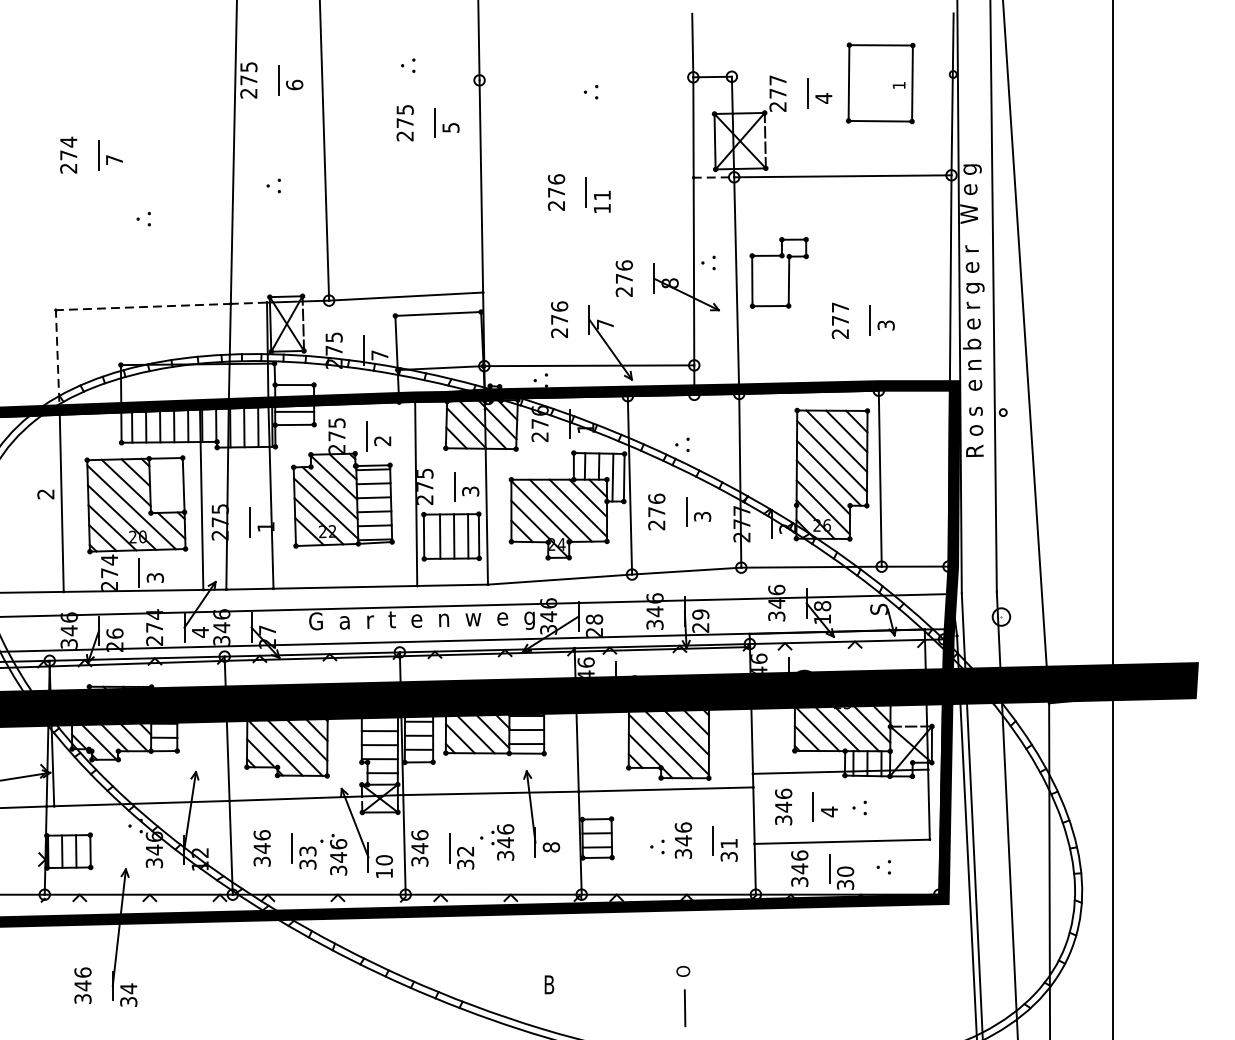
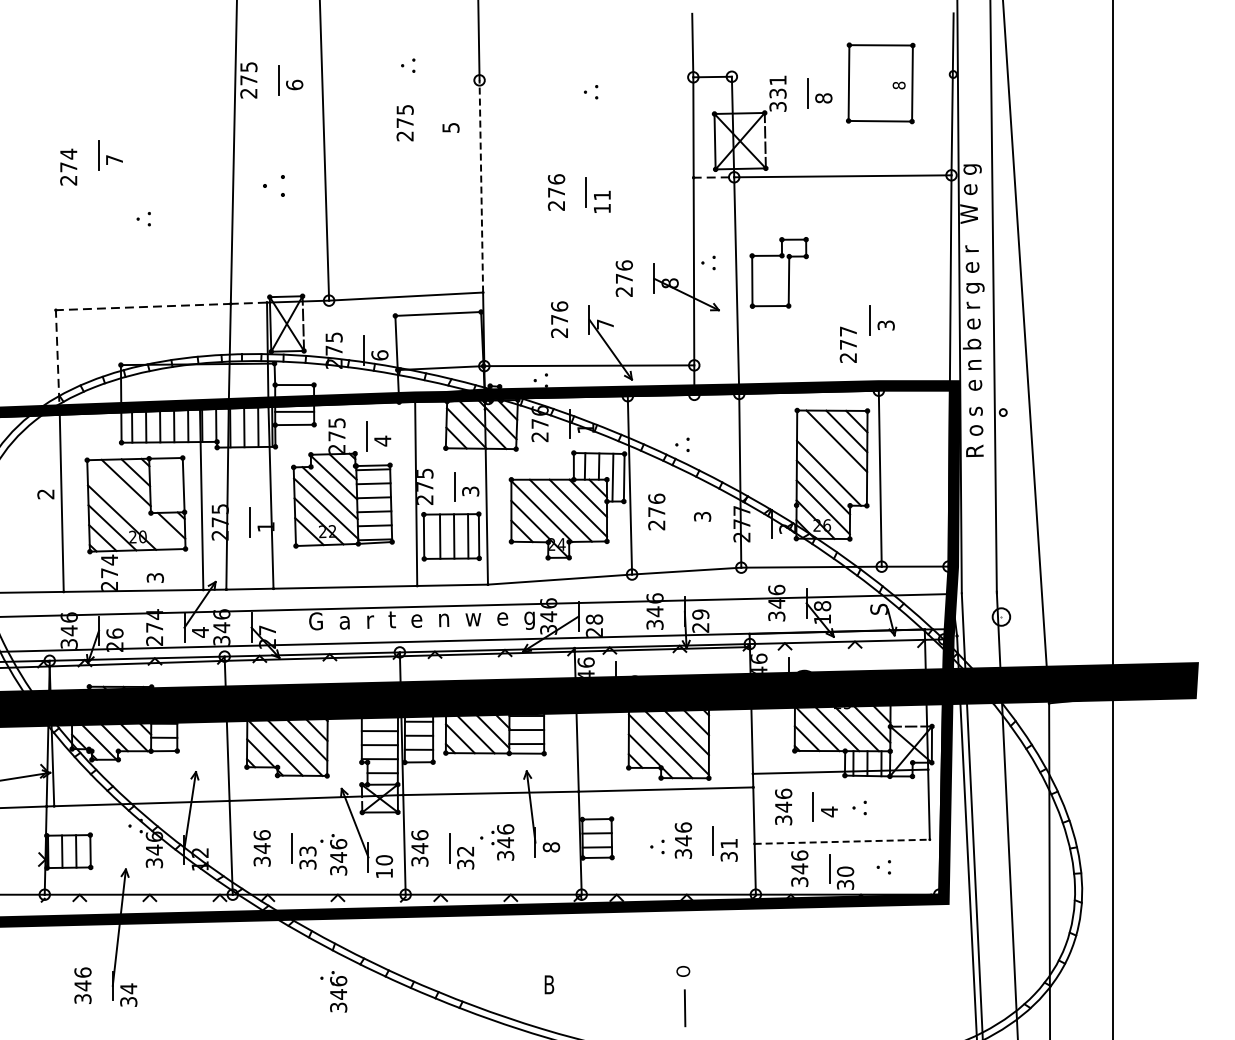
text: 1 -> 8 (898, 85)
text: 277 -> 331 (777, 93)
text: 4 -> 8 (823, 98)
line: present -> none (435, 122)
text position: (68, 154) -> (68, 166) (68, 166)
part size: 15x16 px -> 22x22 px (273, 185)
line: solid -> dashed (481, 185)
text position: (839, 320) -> (847, 344) (847, 344)
text: 7 -> 6 (379, 355)
text: 2 -> 4 (382, 440)
line: present -> none (832, 456)
line: present -> none (131, 507)
line: present -> none (686, 511)
line: present -> none (139, 573)
line: solid -> dashed (842, 841)
part: none -> present (333, 991)
